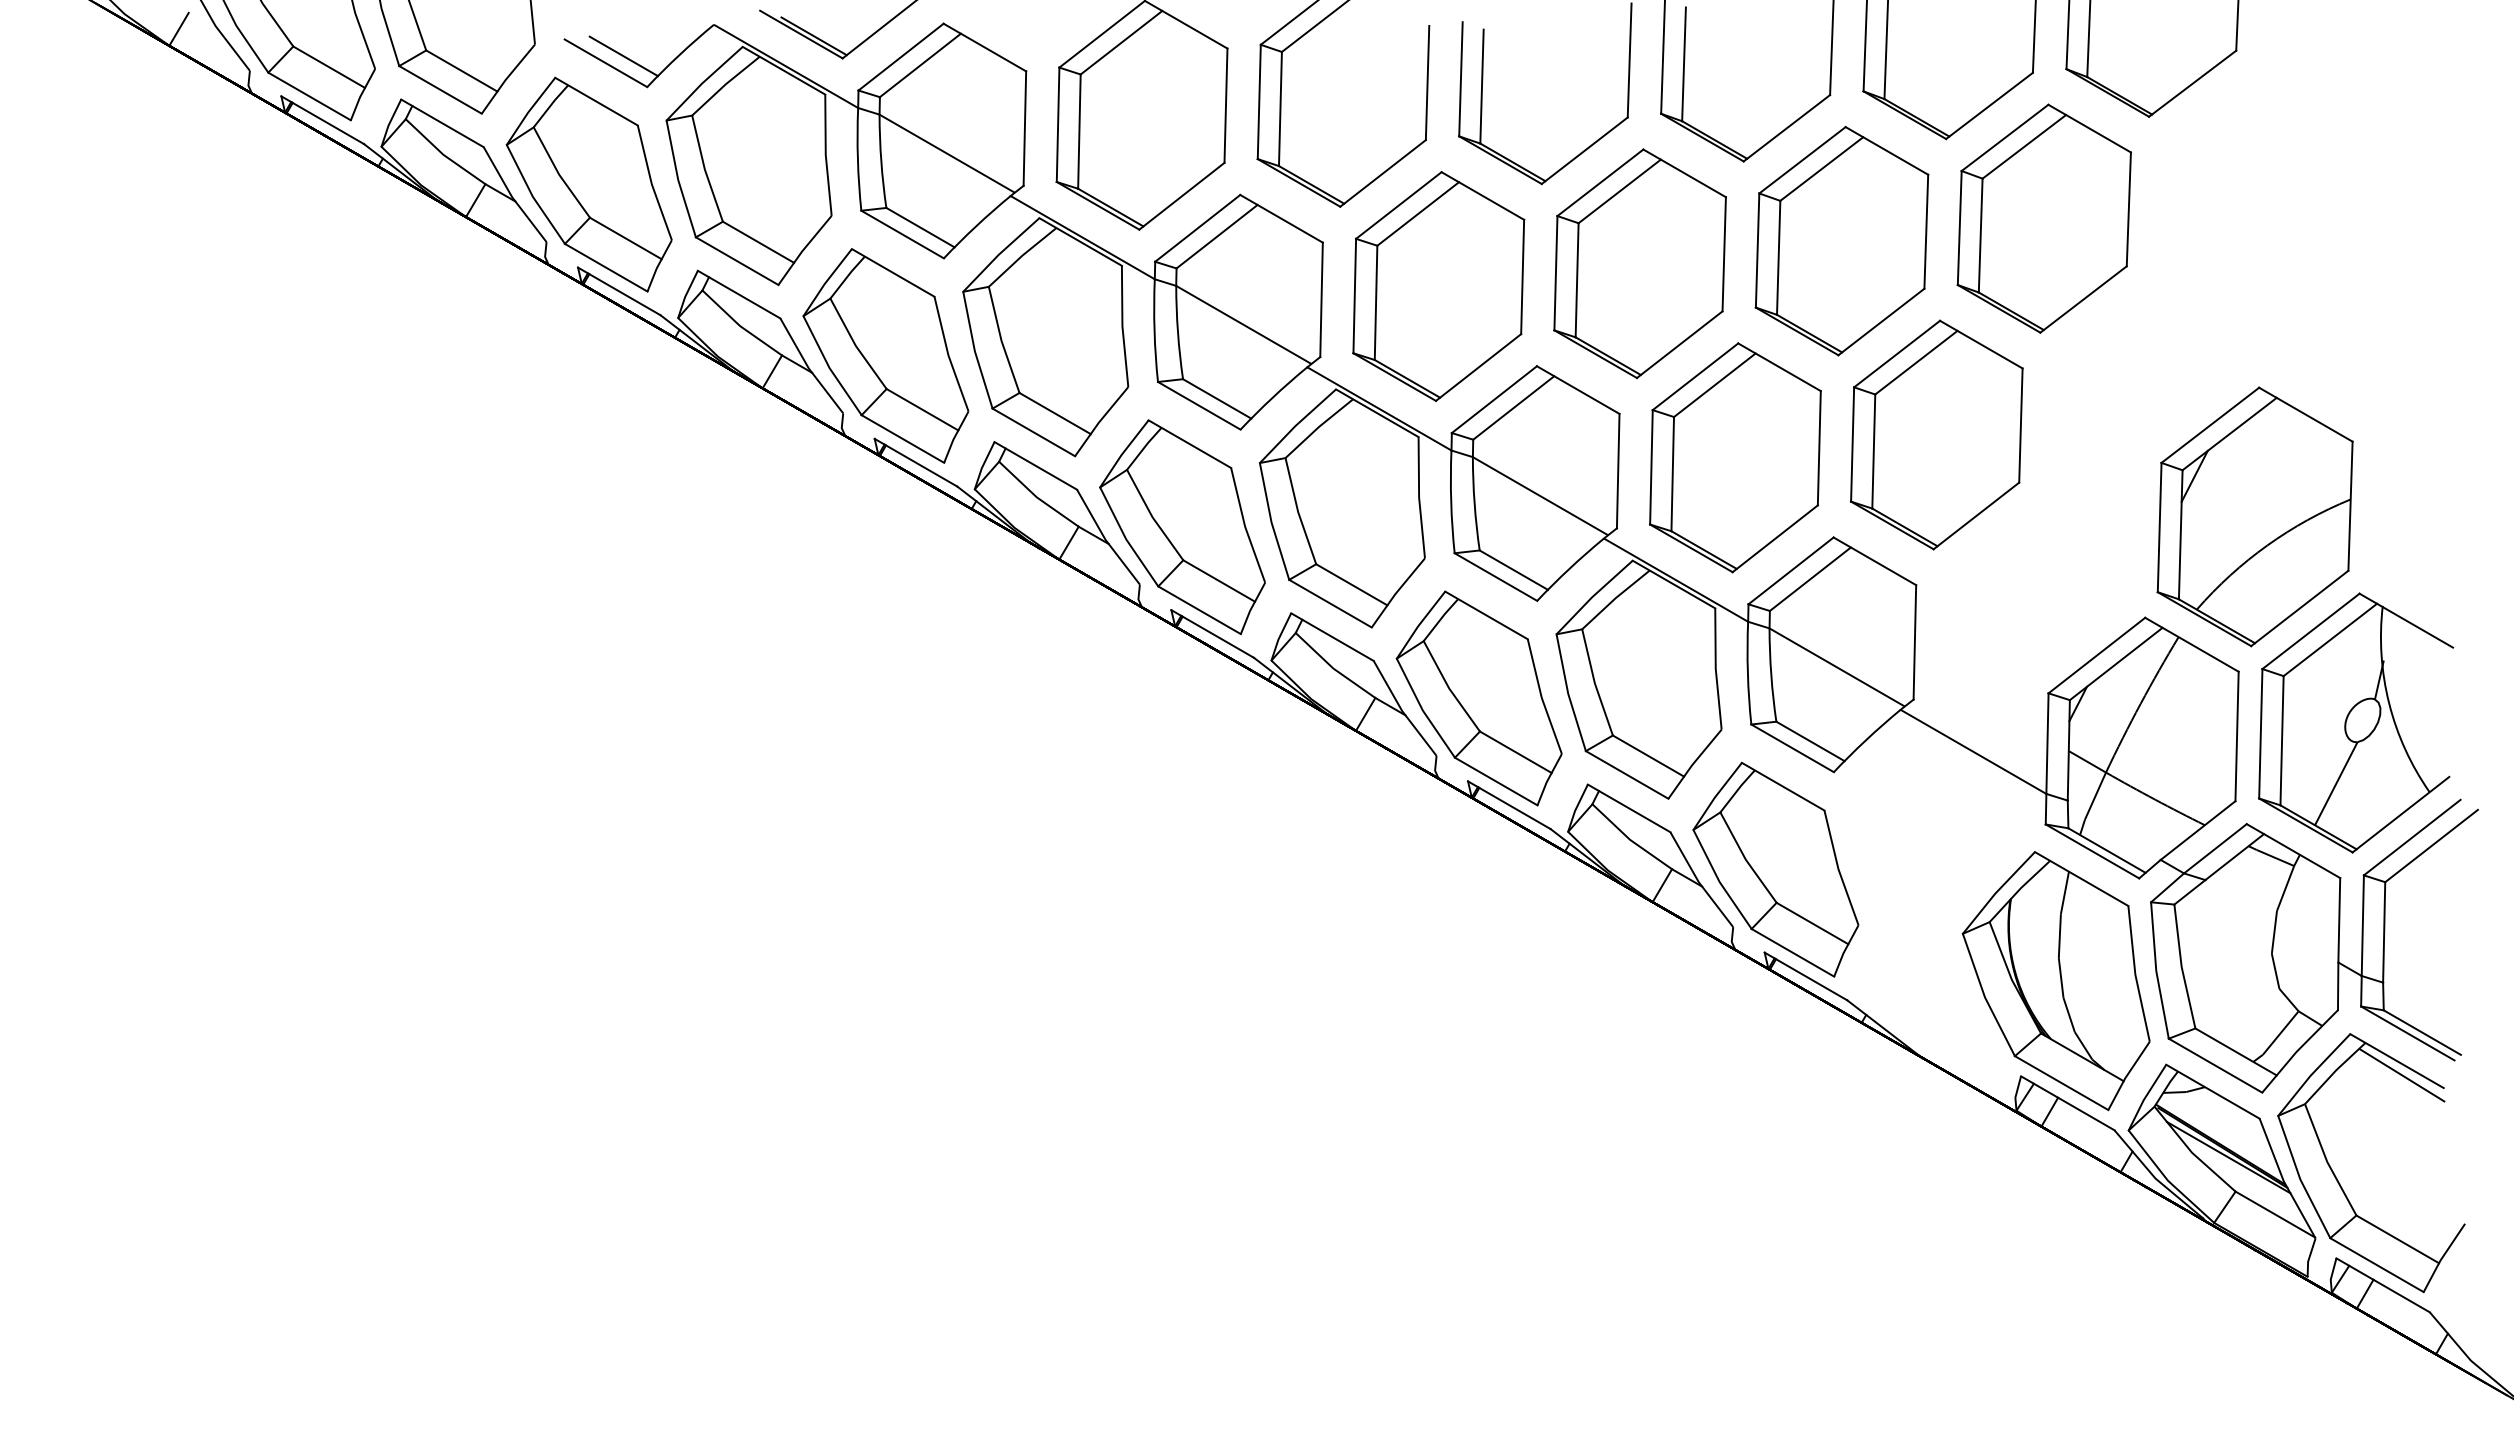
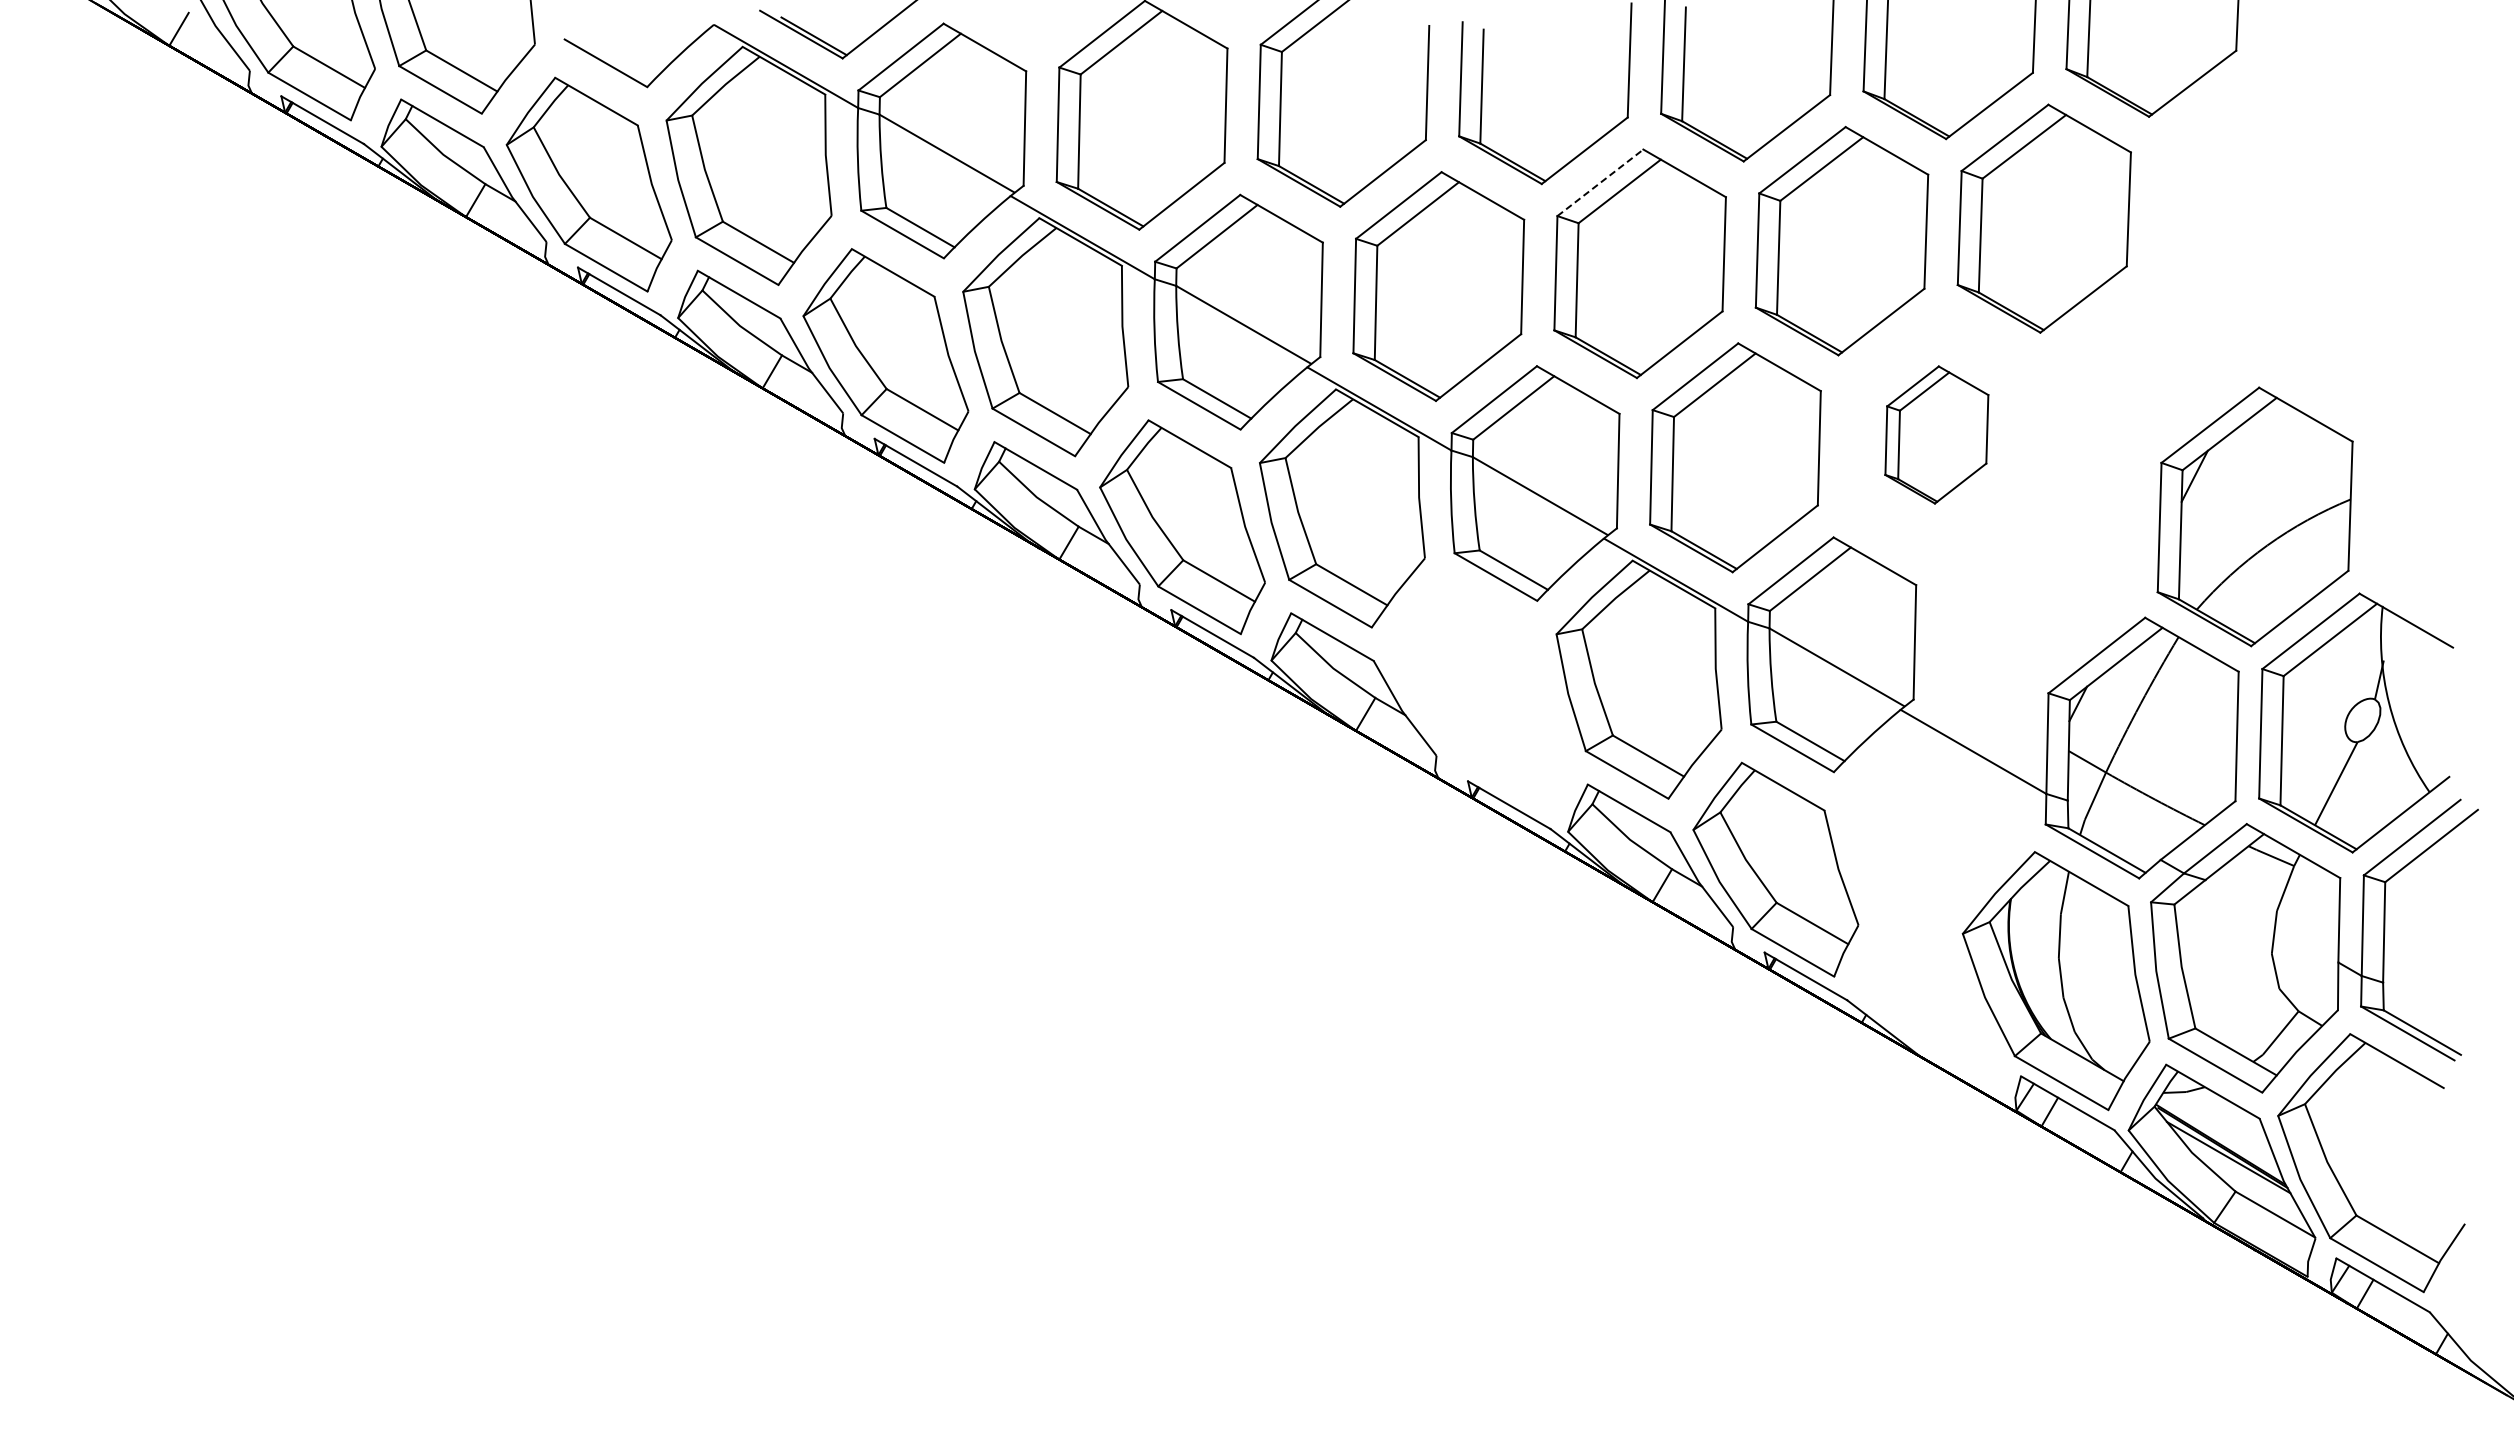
line: present -> none (623, 56)
line: solid -> dashed (1600, 182)
part size: 174x232 px -> 106x140 px (1936, 434)
part: present -> none (1478, 698)
line: present -> none (2402, 1074)
